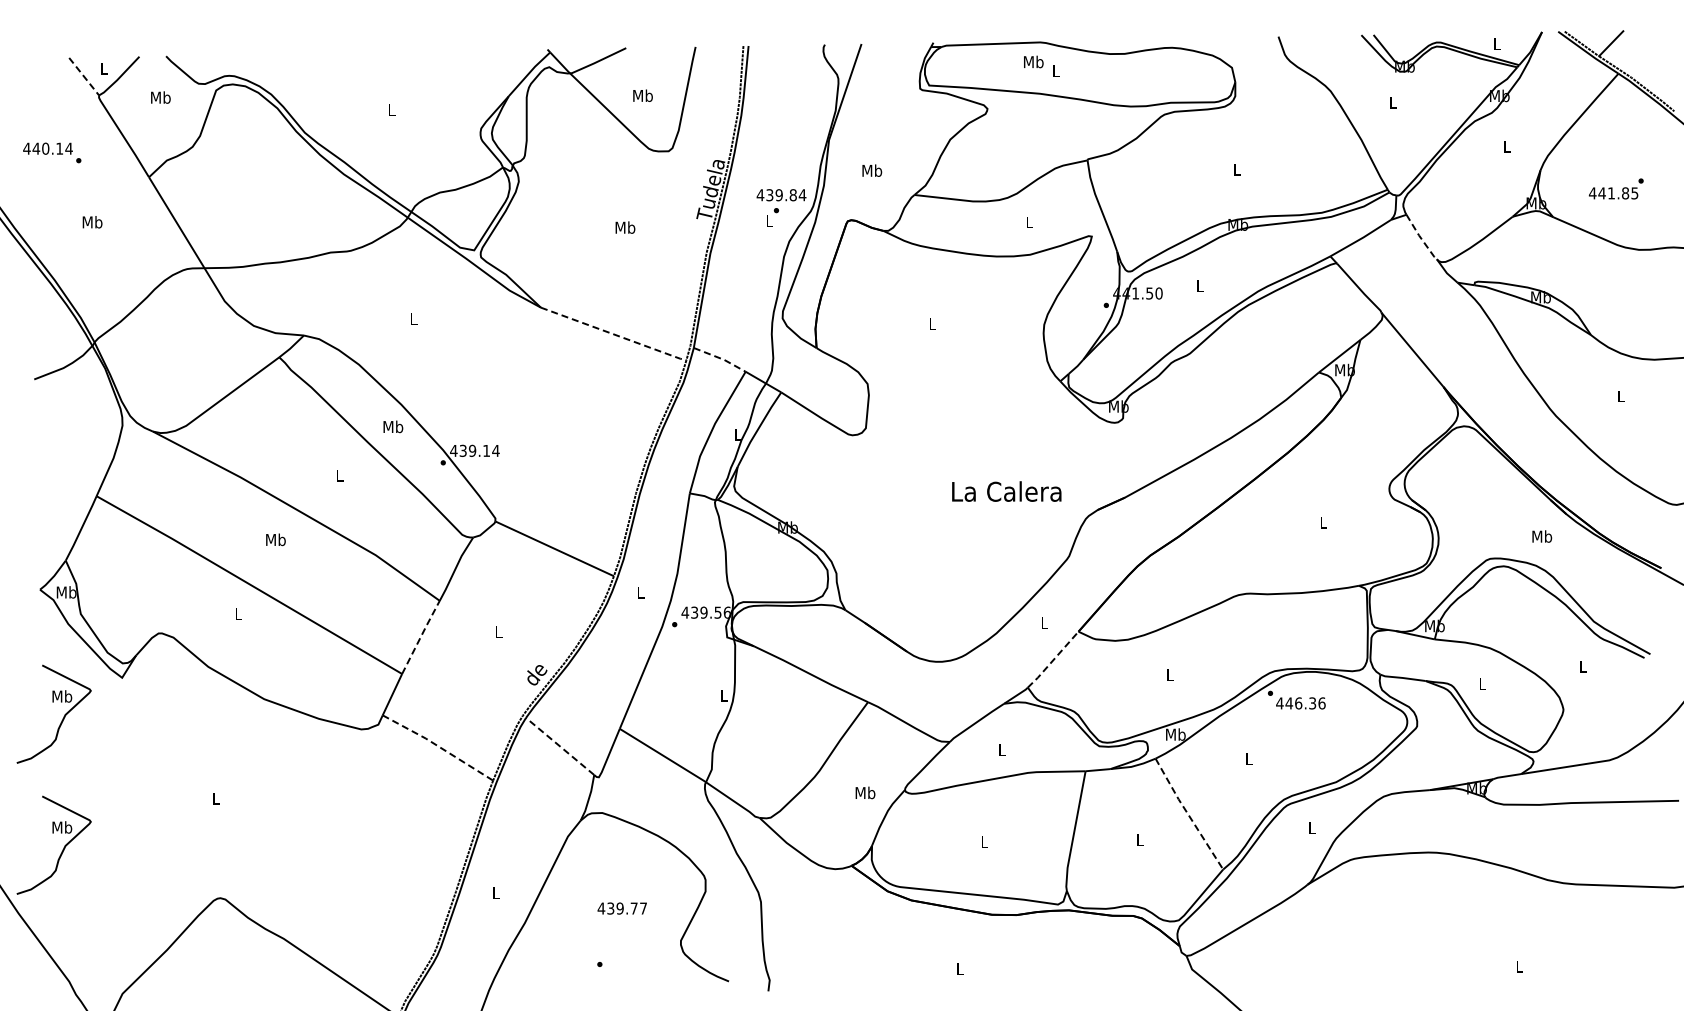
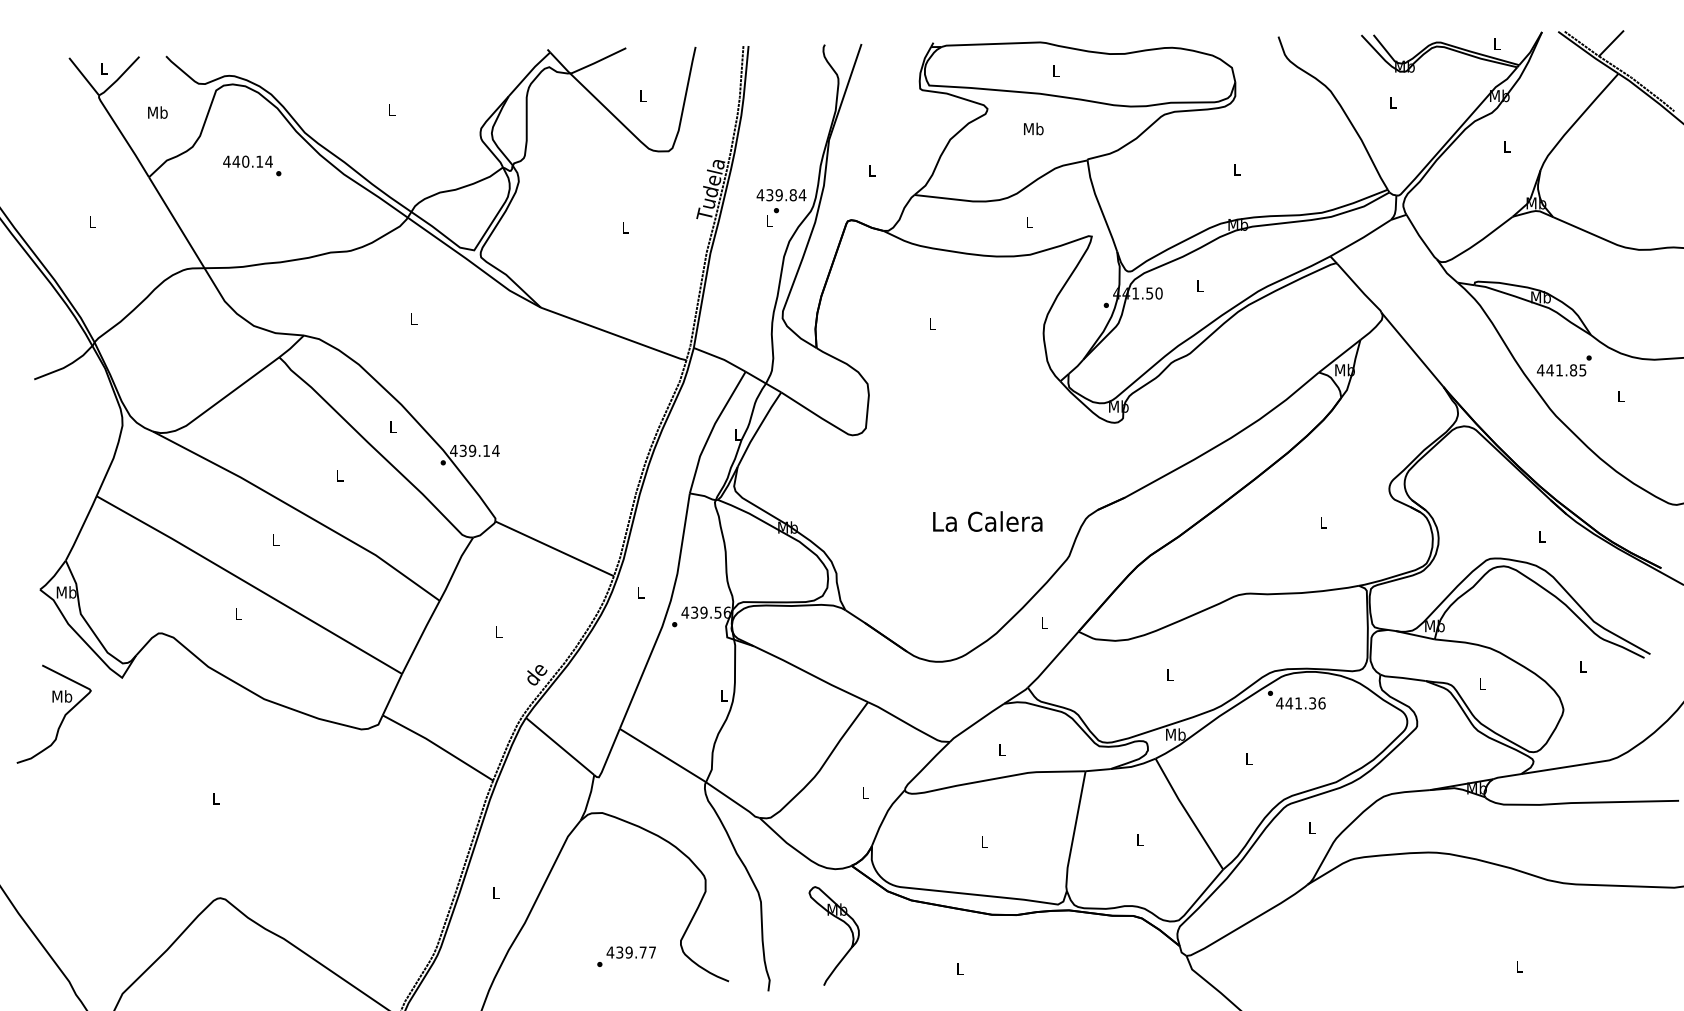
text position: (1033, 61) -> (1033, 128) (1033, 128)
line: dashed -> solid (84, 76)
text: Mb -> L (642, 95)
text position: (160, 97) -> (157, 112) (157, 112)
text position: (52, 152) -> (252, 165) (252, 165)
text: Mb -> L (872, 170)
text position: (1615, 188) -> (1563, 365) (1563, 365)
text: Mb -> L (92, 222)
text: Mb -> L (625, 227)
line: dashed -> solid (1420, 237)
line: dashed -> solid (614, 334)
line: dashed -> solid (721, 358)
text: Mb -> L (393, 426)
text position: (1006, 491) -> (987, 521) (987, 521)
text: Mb -> L (1542, 536)
text: Mb -> L (275, 539)
line: dashed -> solid (420, 636)
line: dashed -> solid (1053, 660)
text: 446.36 -> 441.36 (1298, 703)
line: dashed -> solid (438, 746)
line: dashed -> solid (559, 746)
text: Mb -> L (865, 792)
line: dashed -> solid (1188, 814)
part: present -> none (62, 849)
text position: (621, 908) -> (630, 952) (630, 952)
part: none -> present (841, 921)
